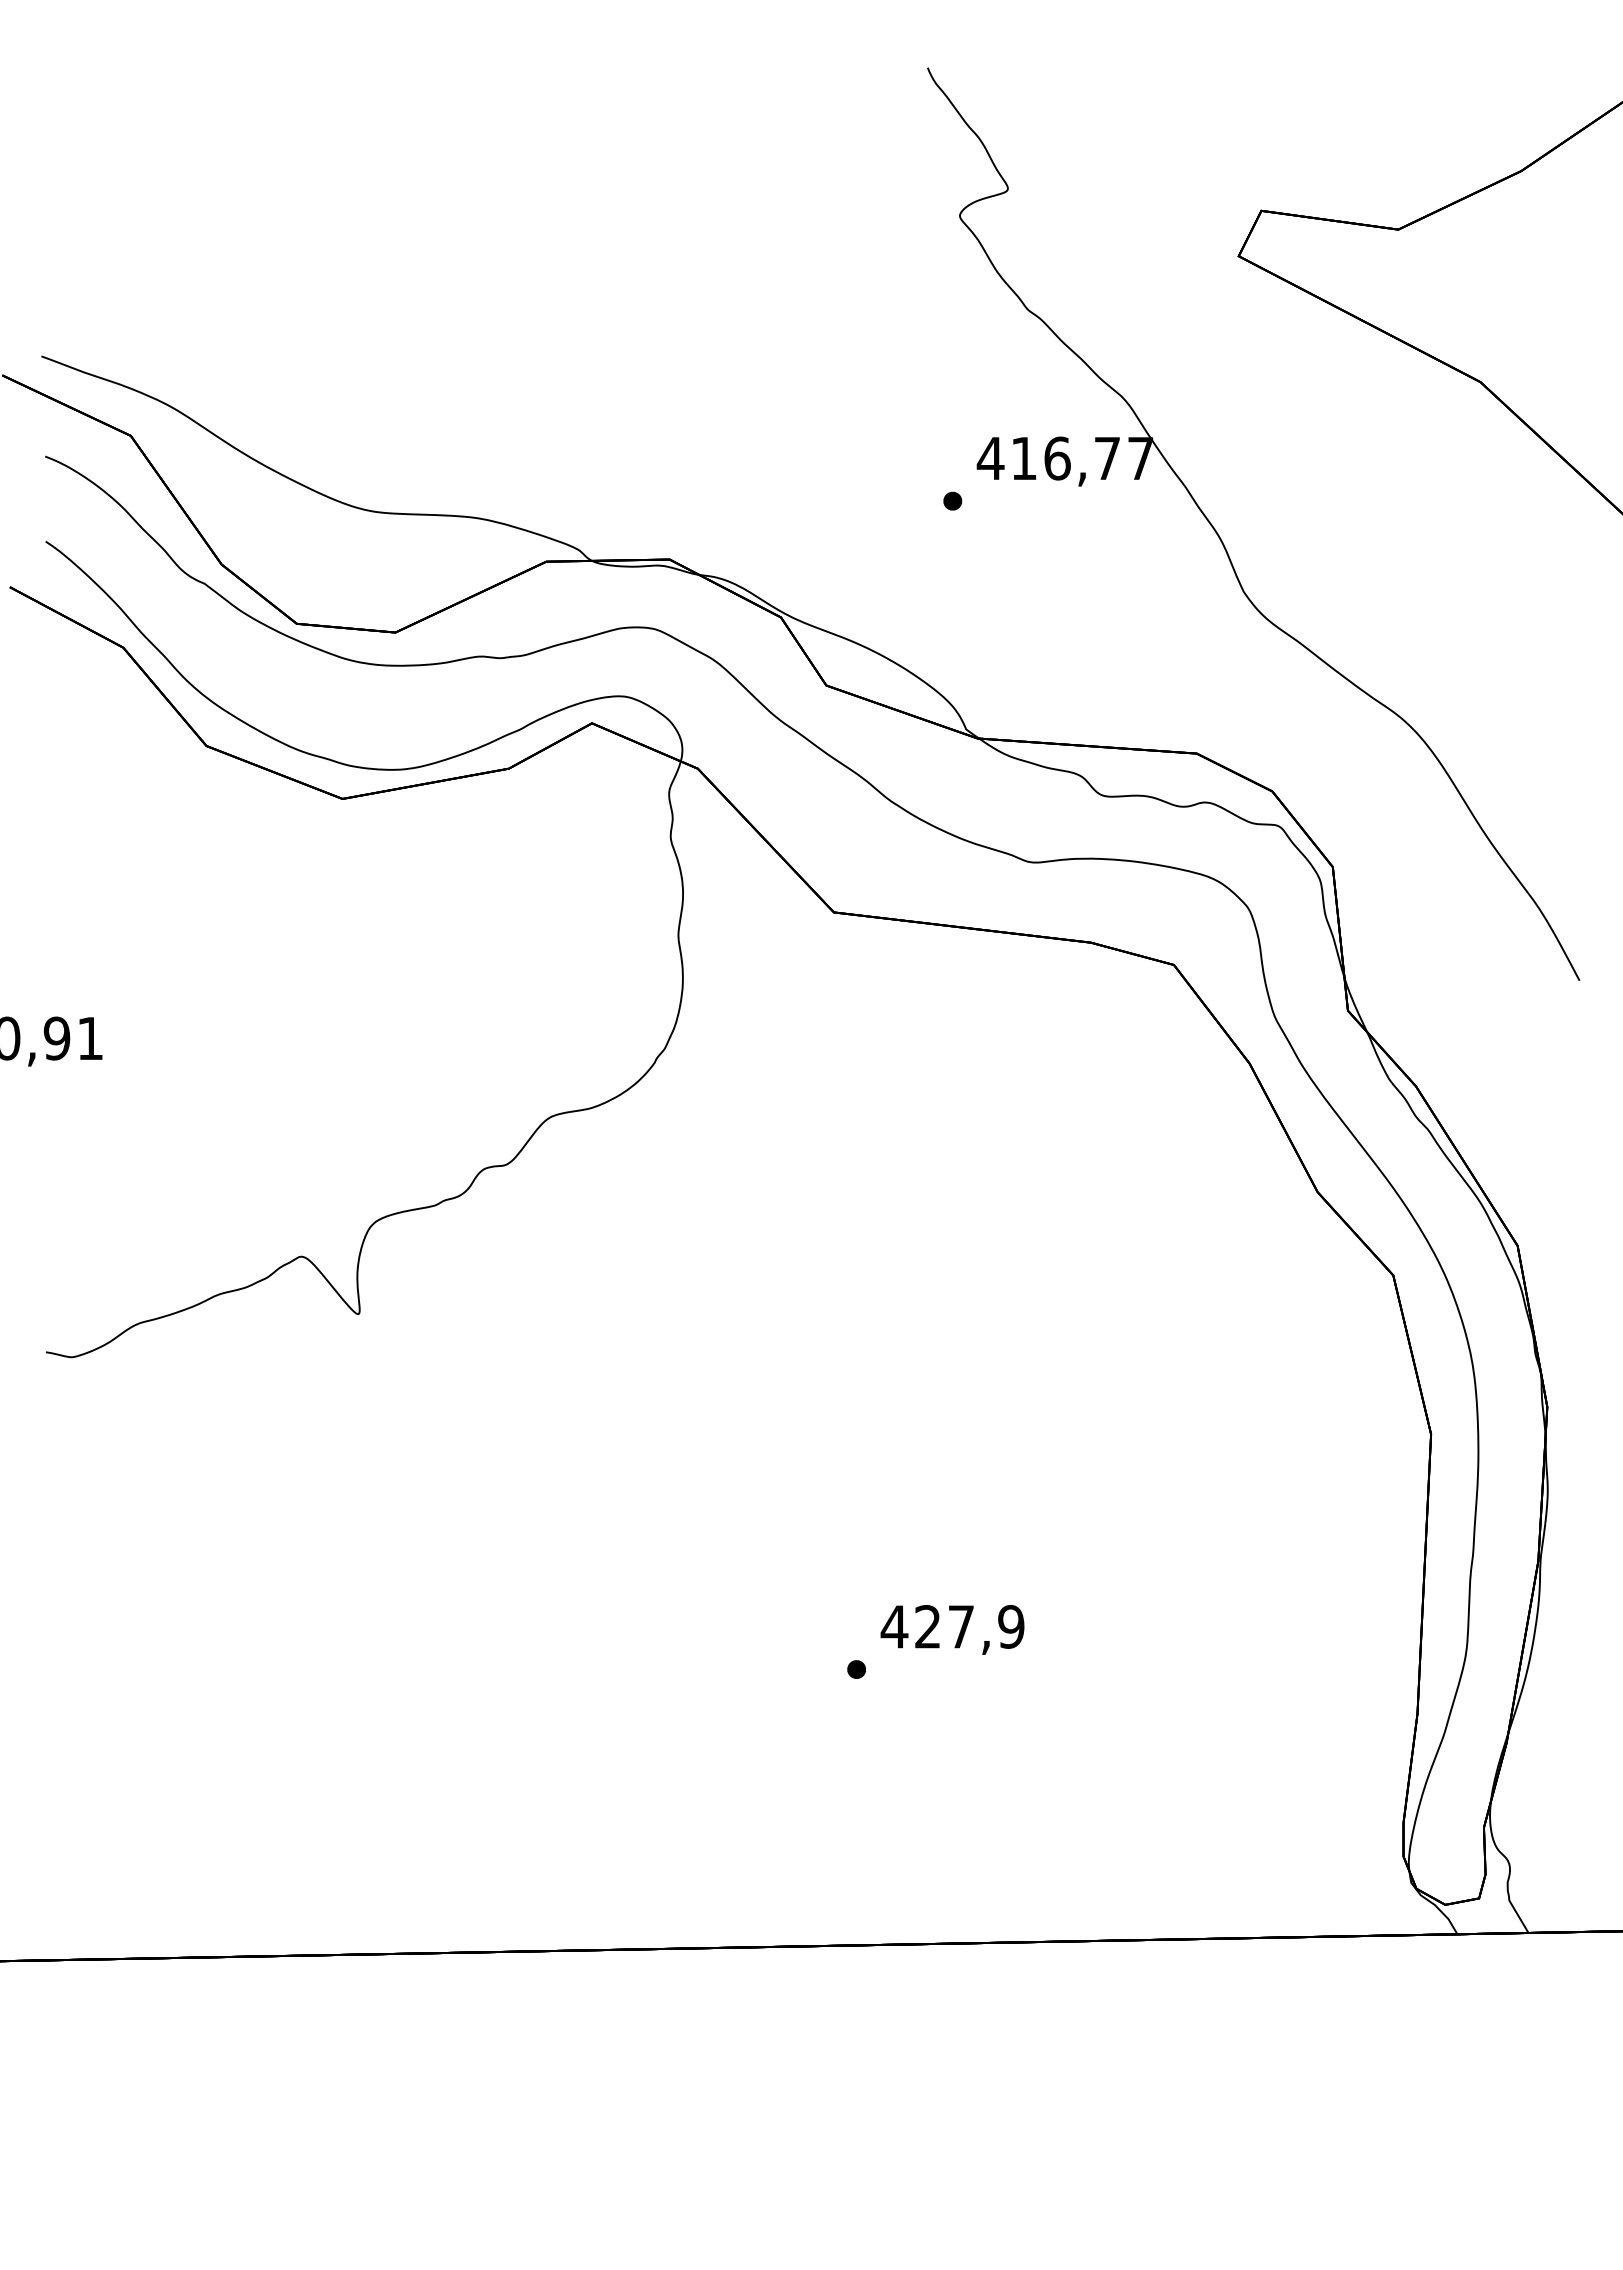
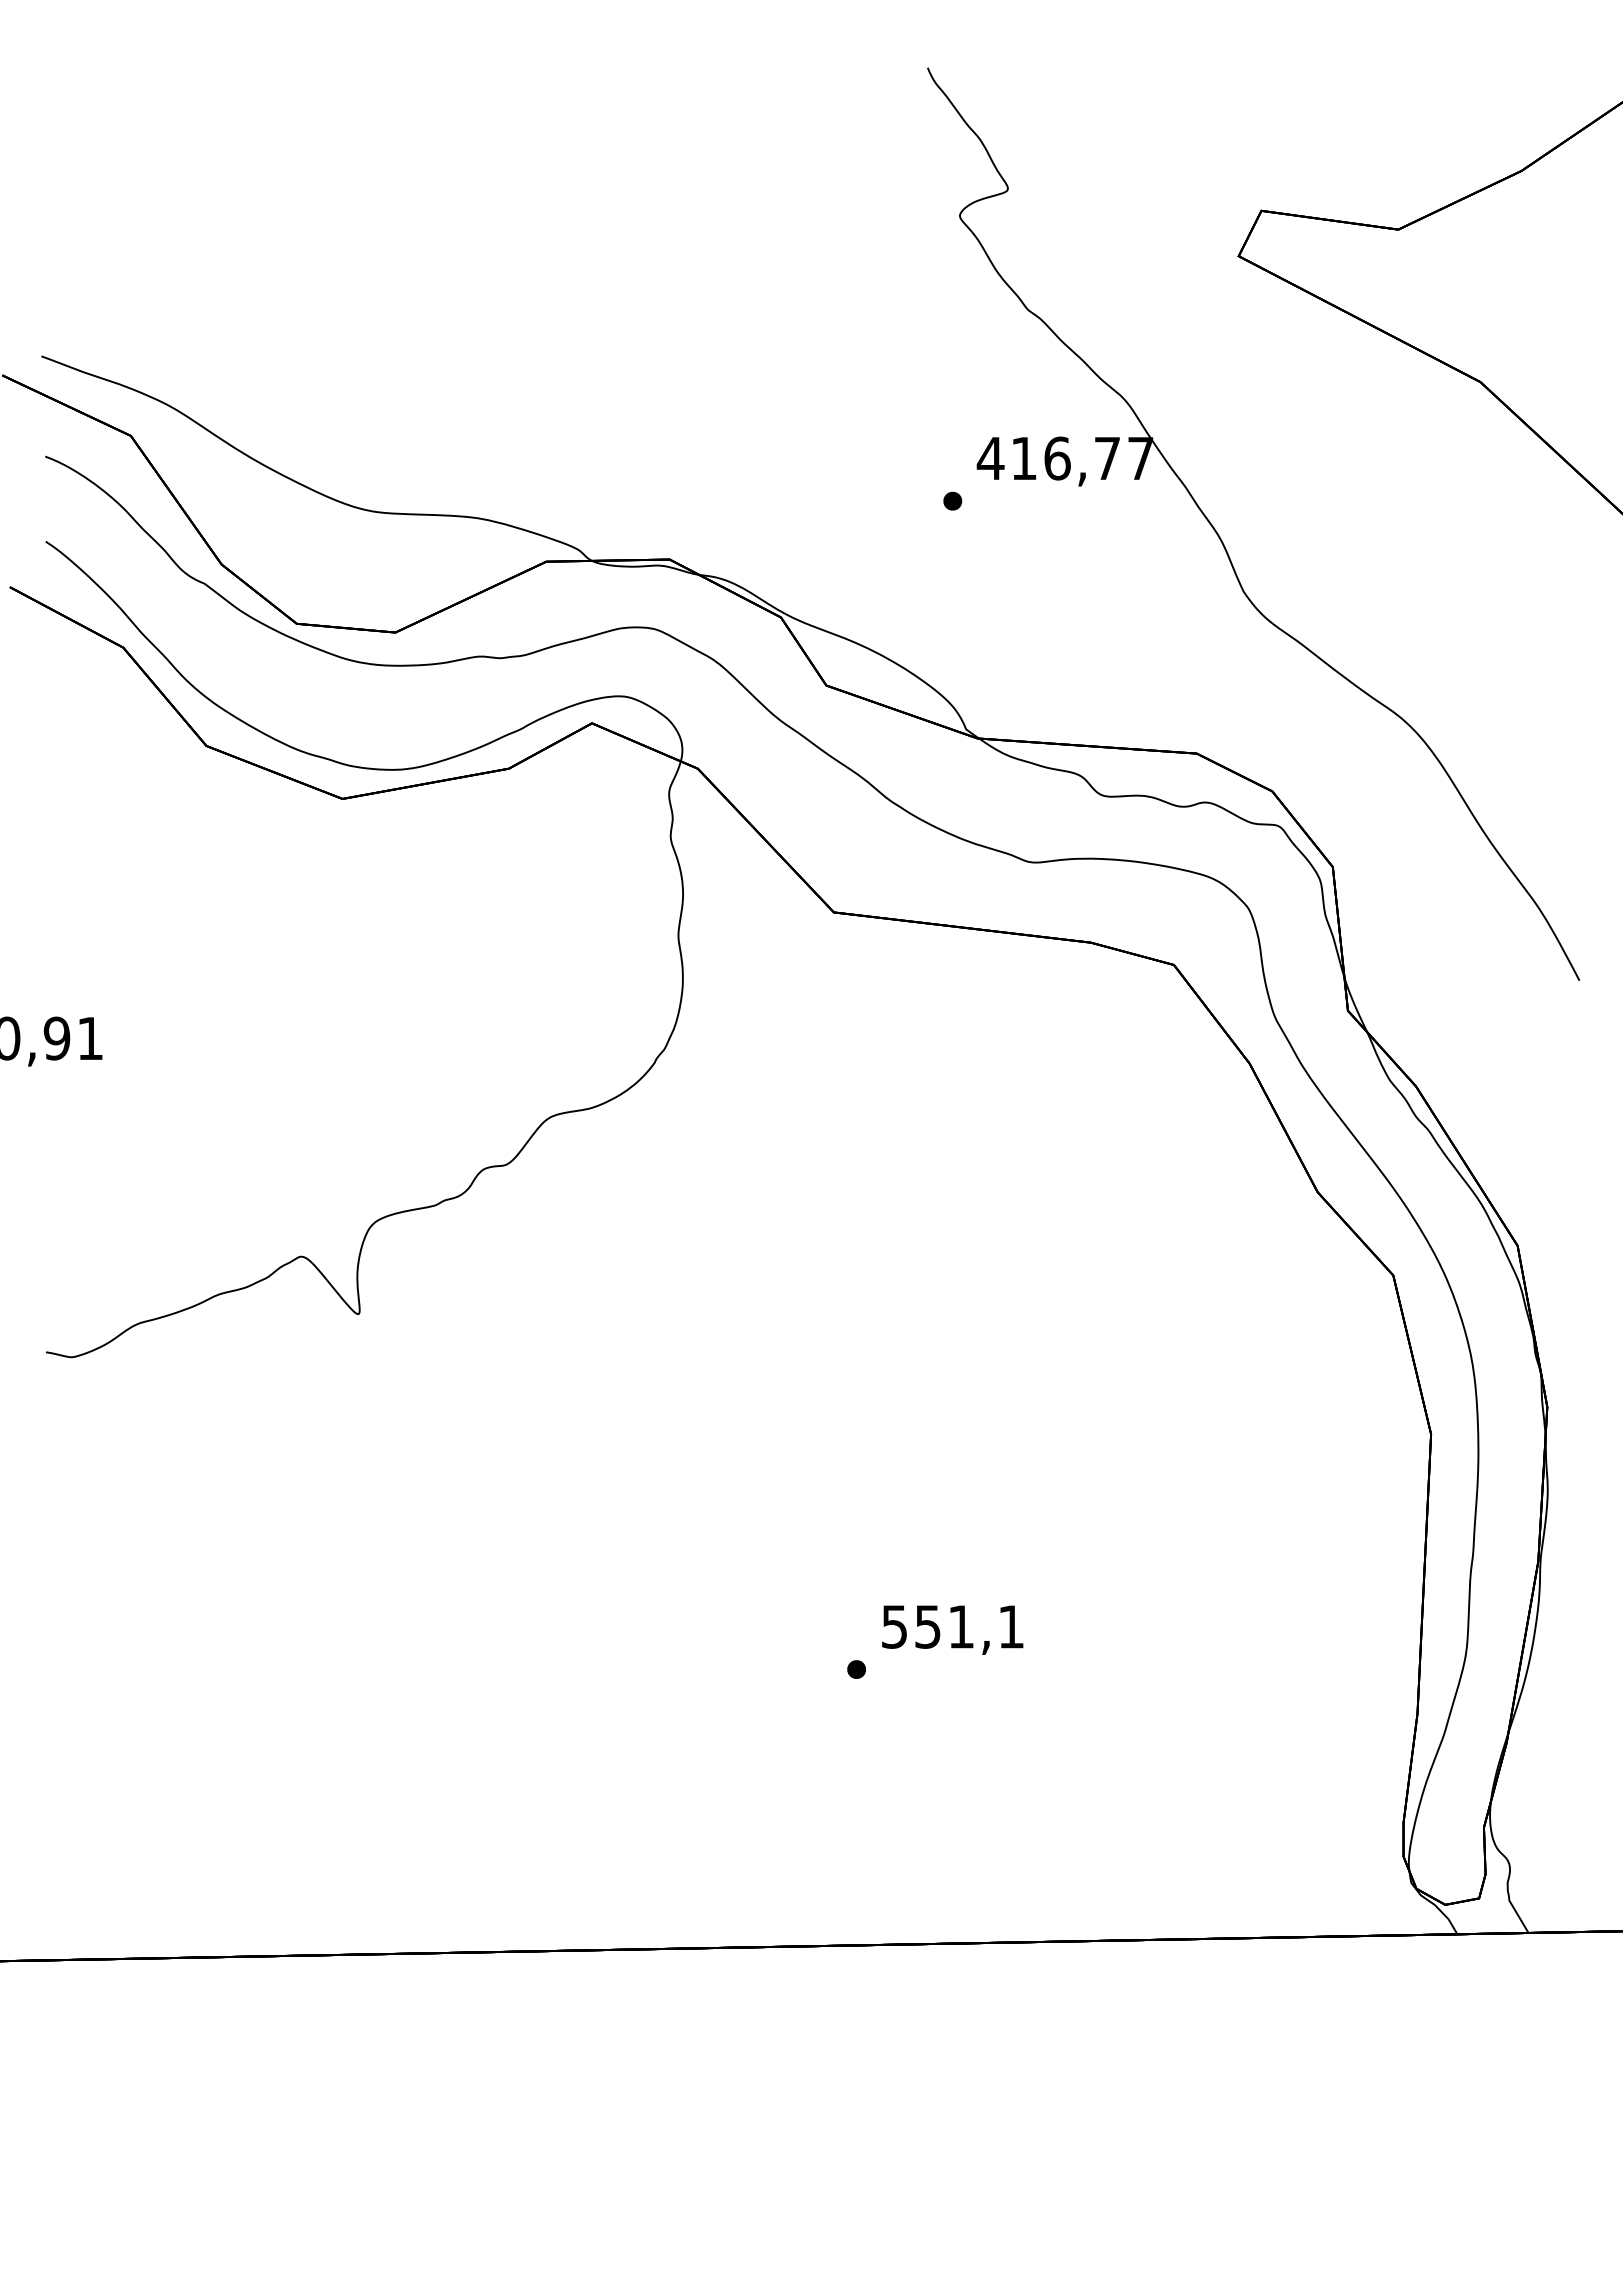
text: 427,9 -> 551,1 (952, 1626)
